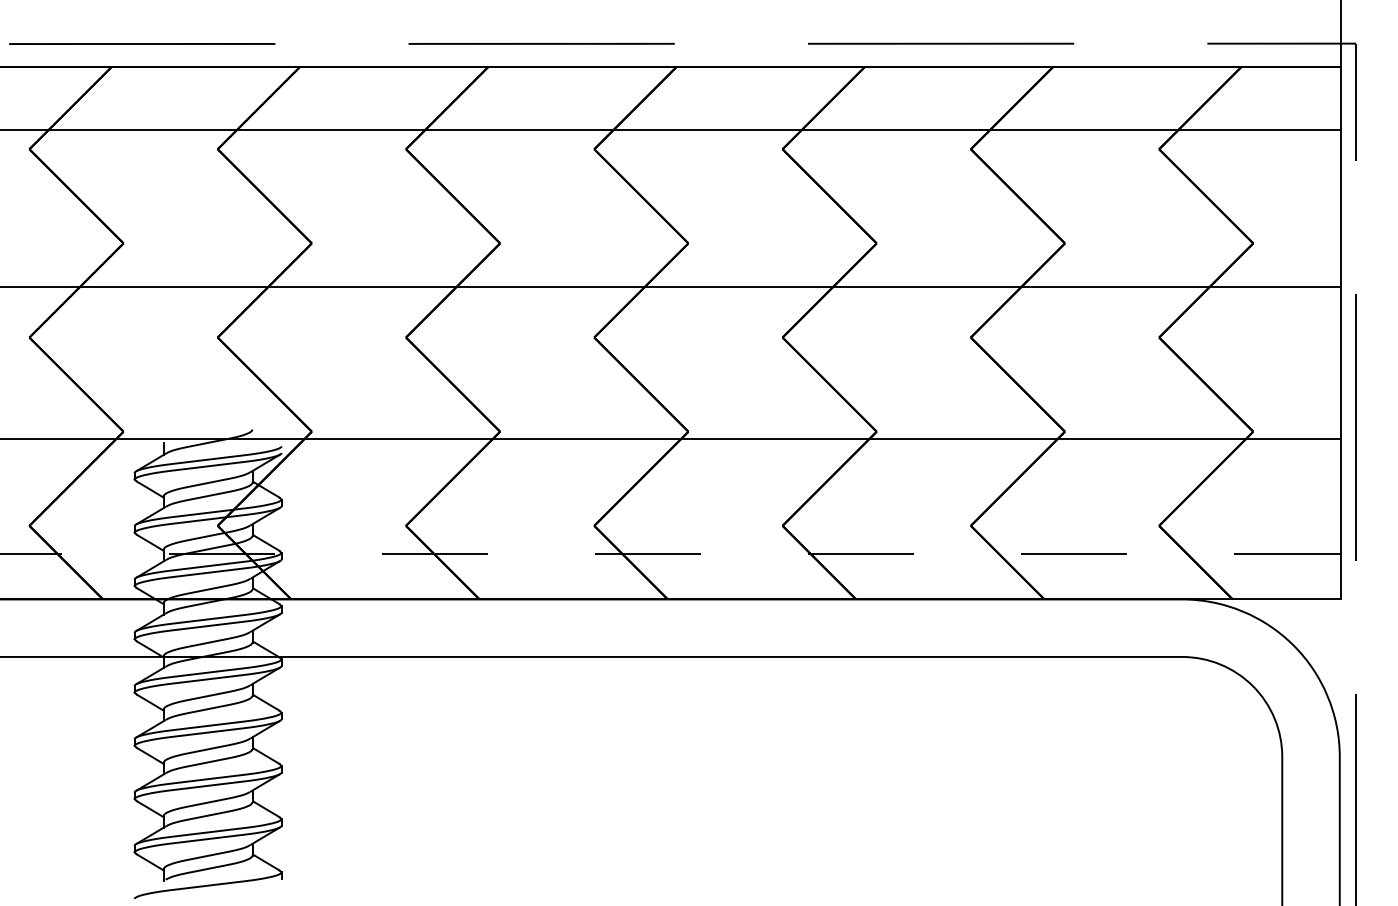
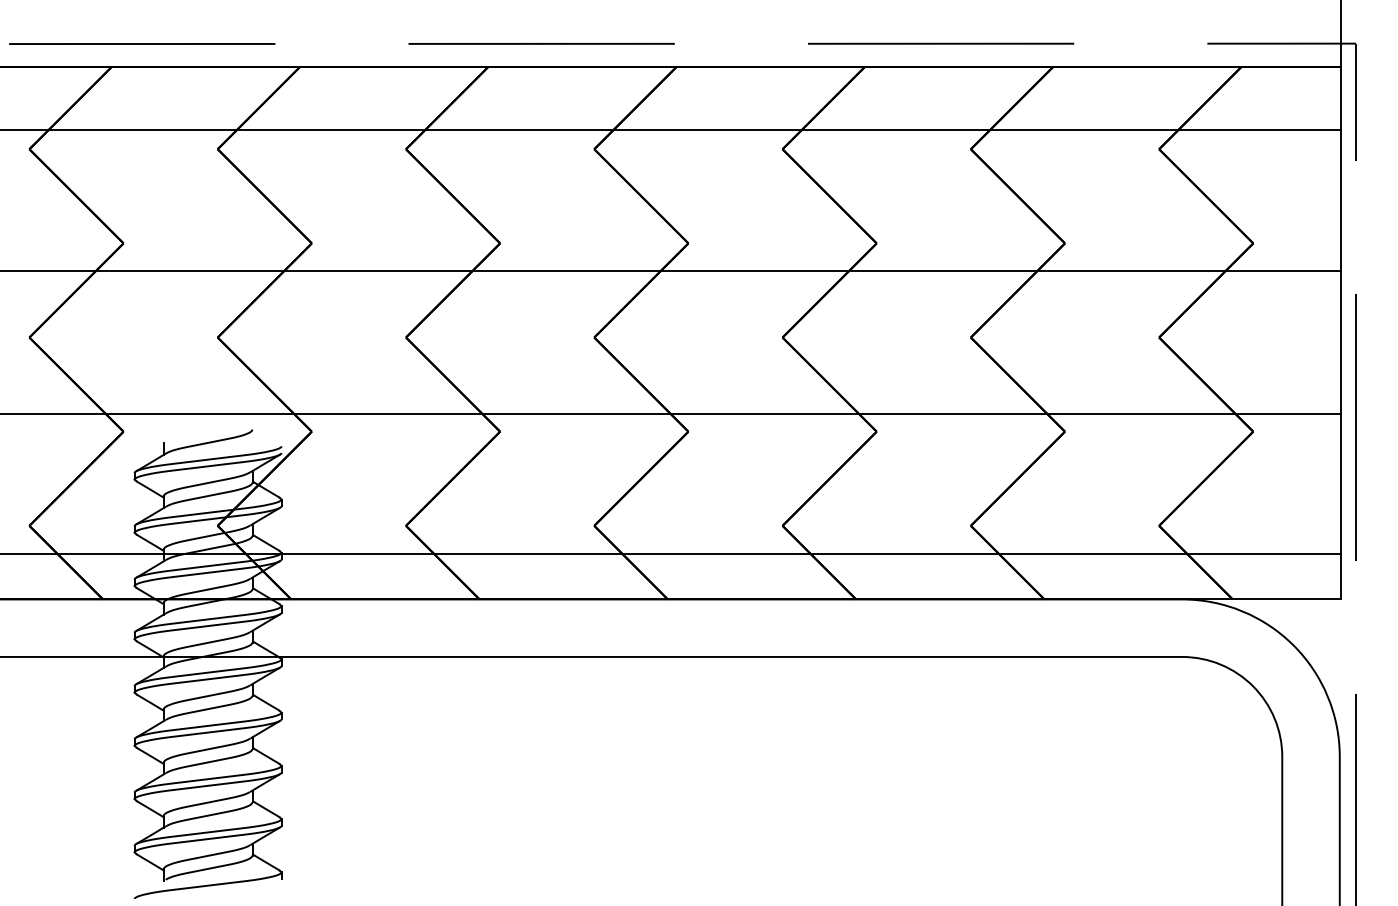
line position: (671, 287) -> (671, 271) (671, 271)
line position: (671, 439) -> (671, 414) (671, 414)
line: dashed -> solid (669, 554)
